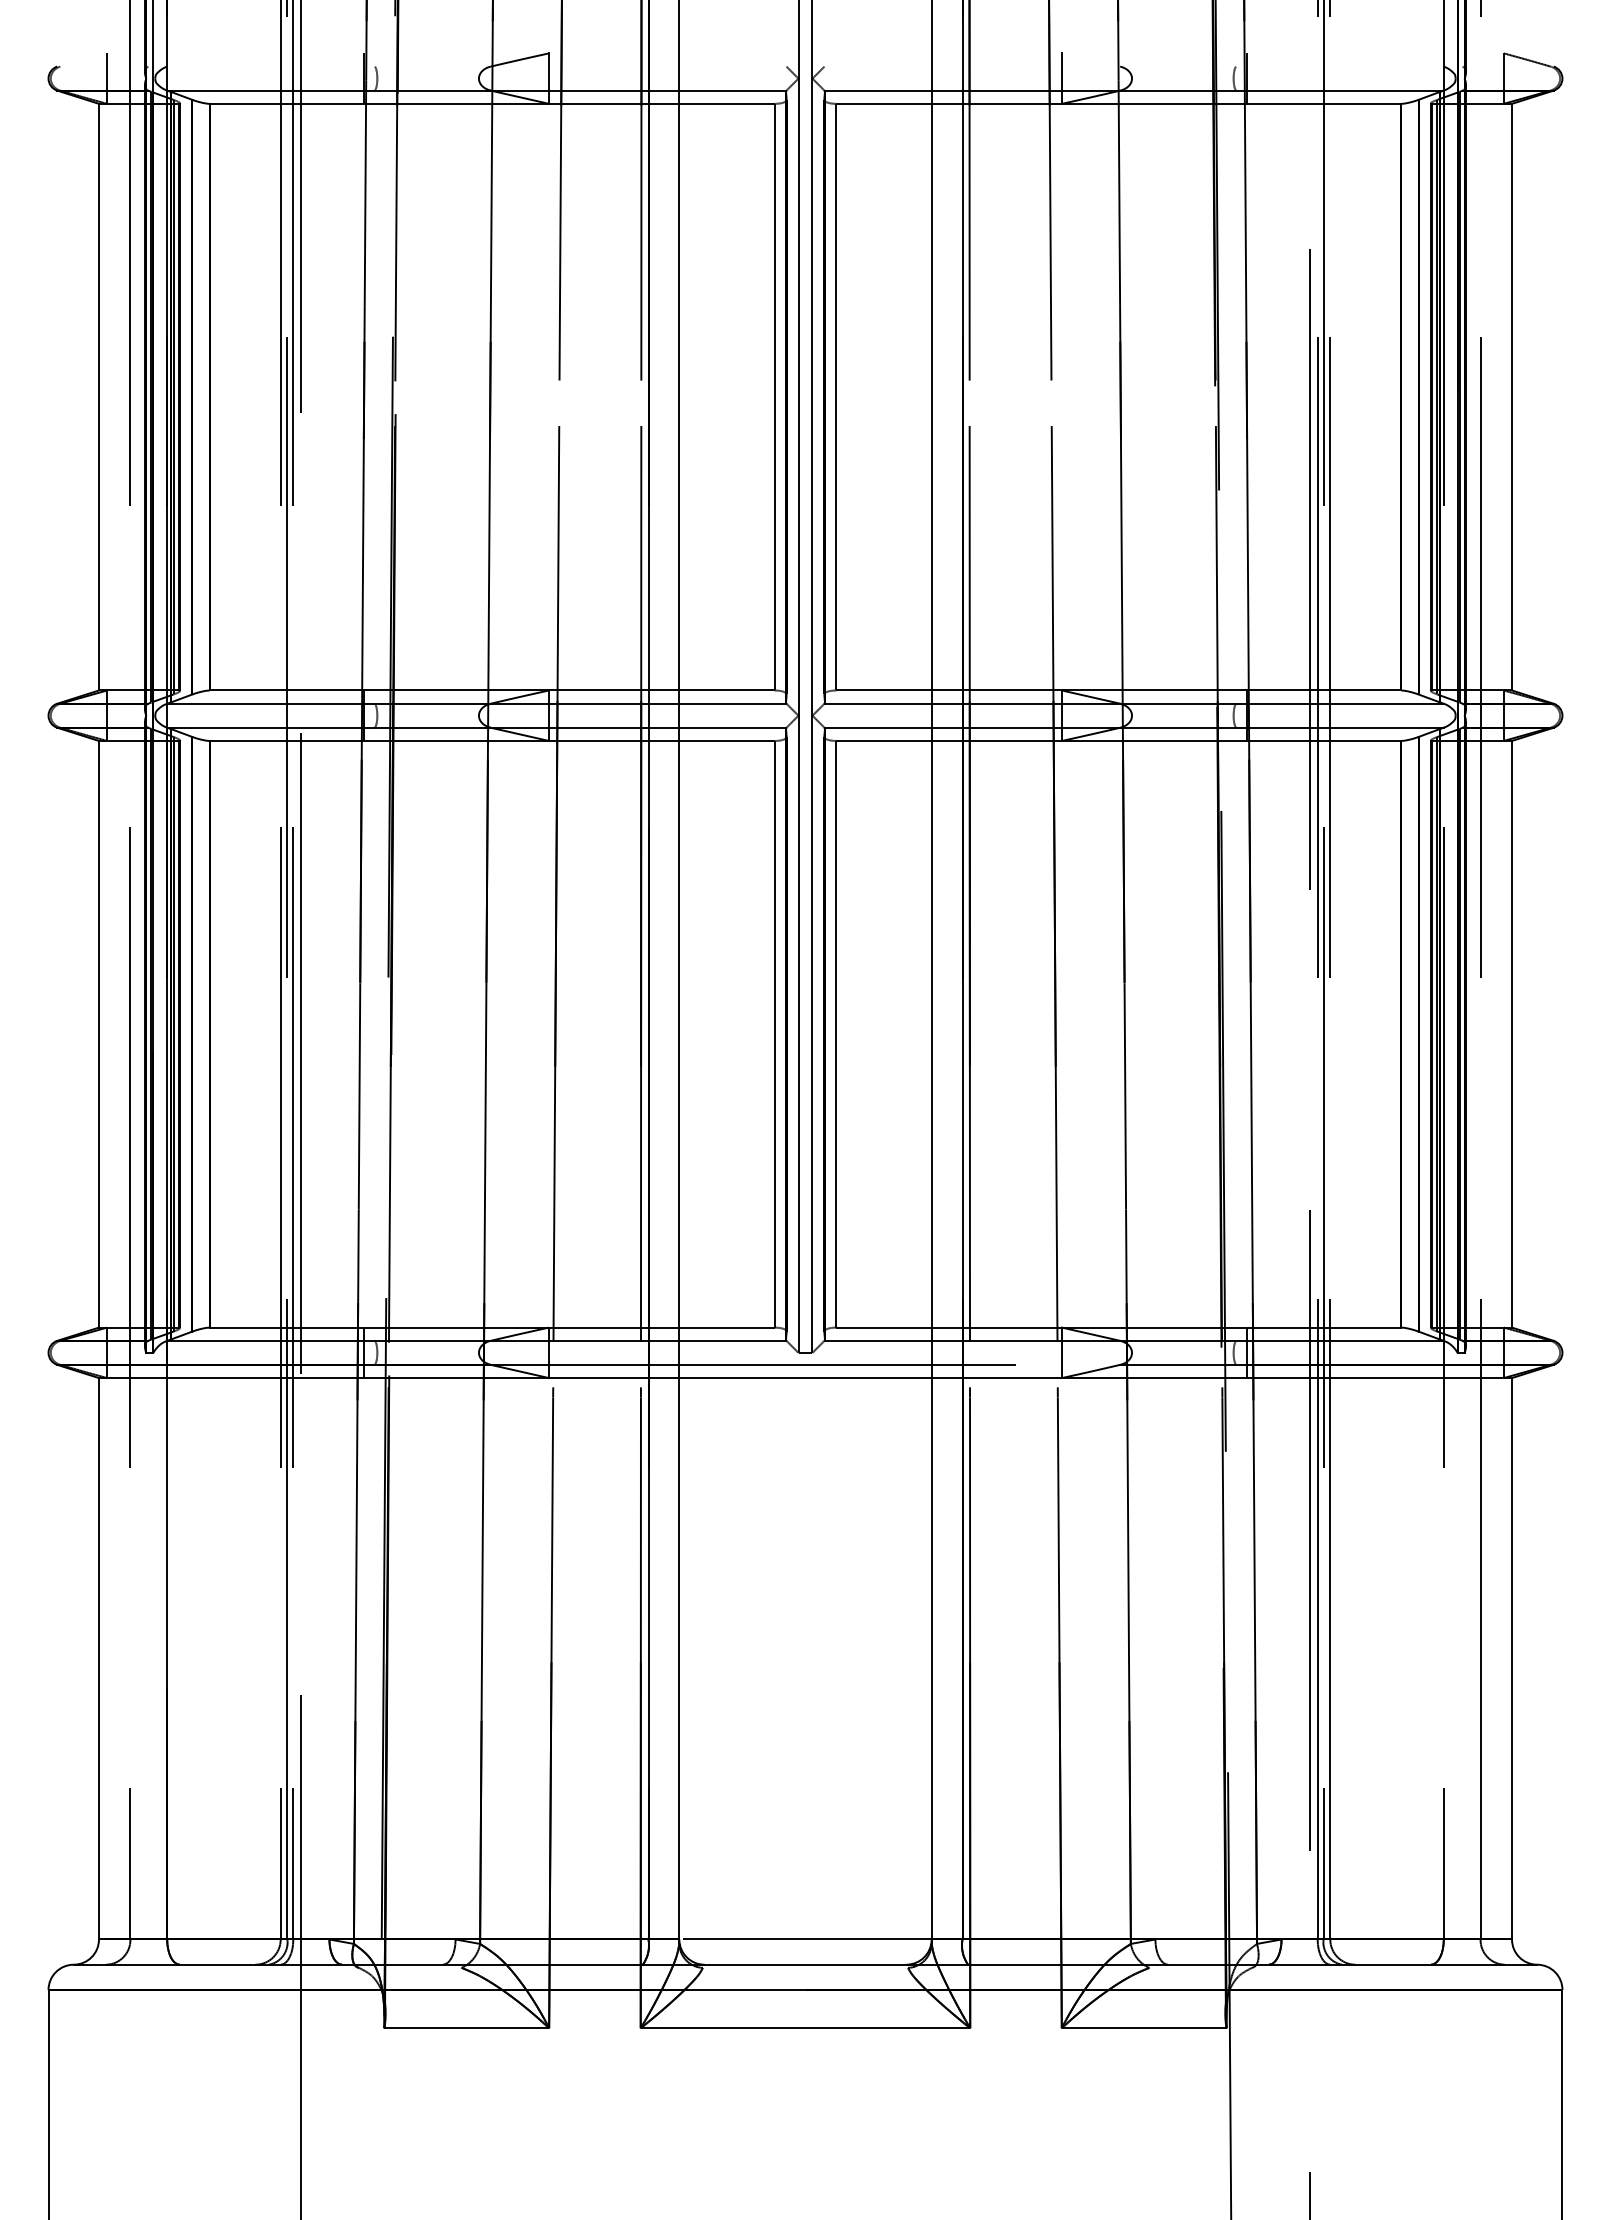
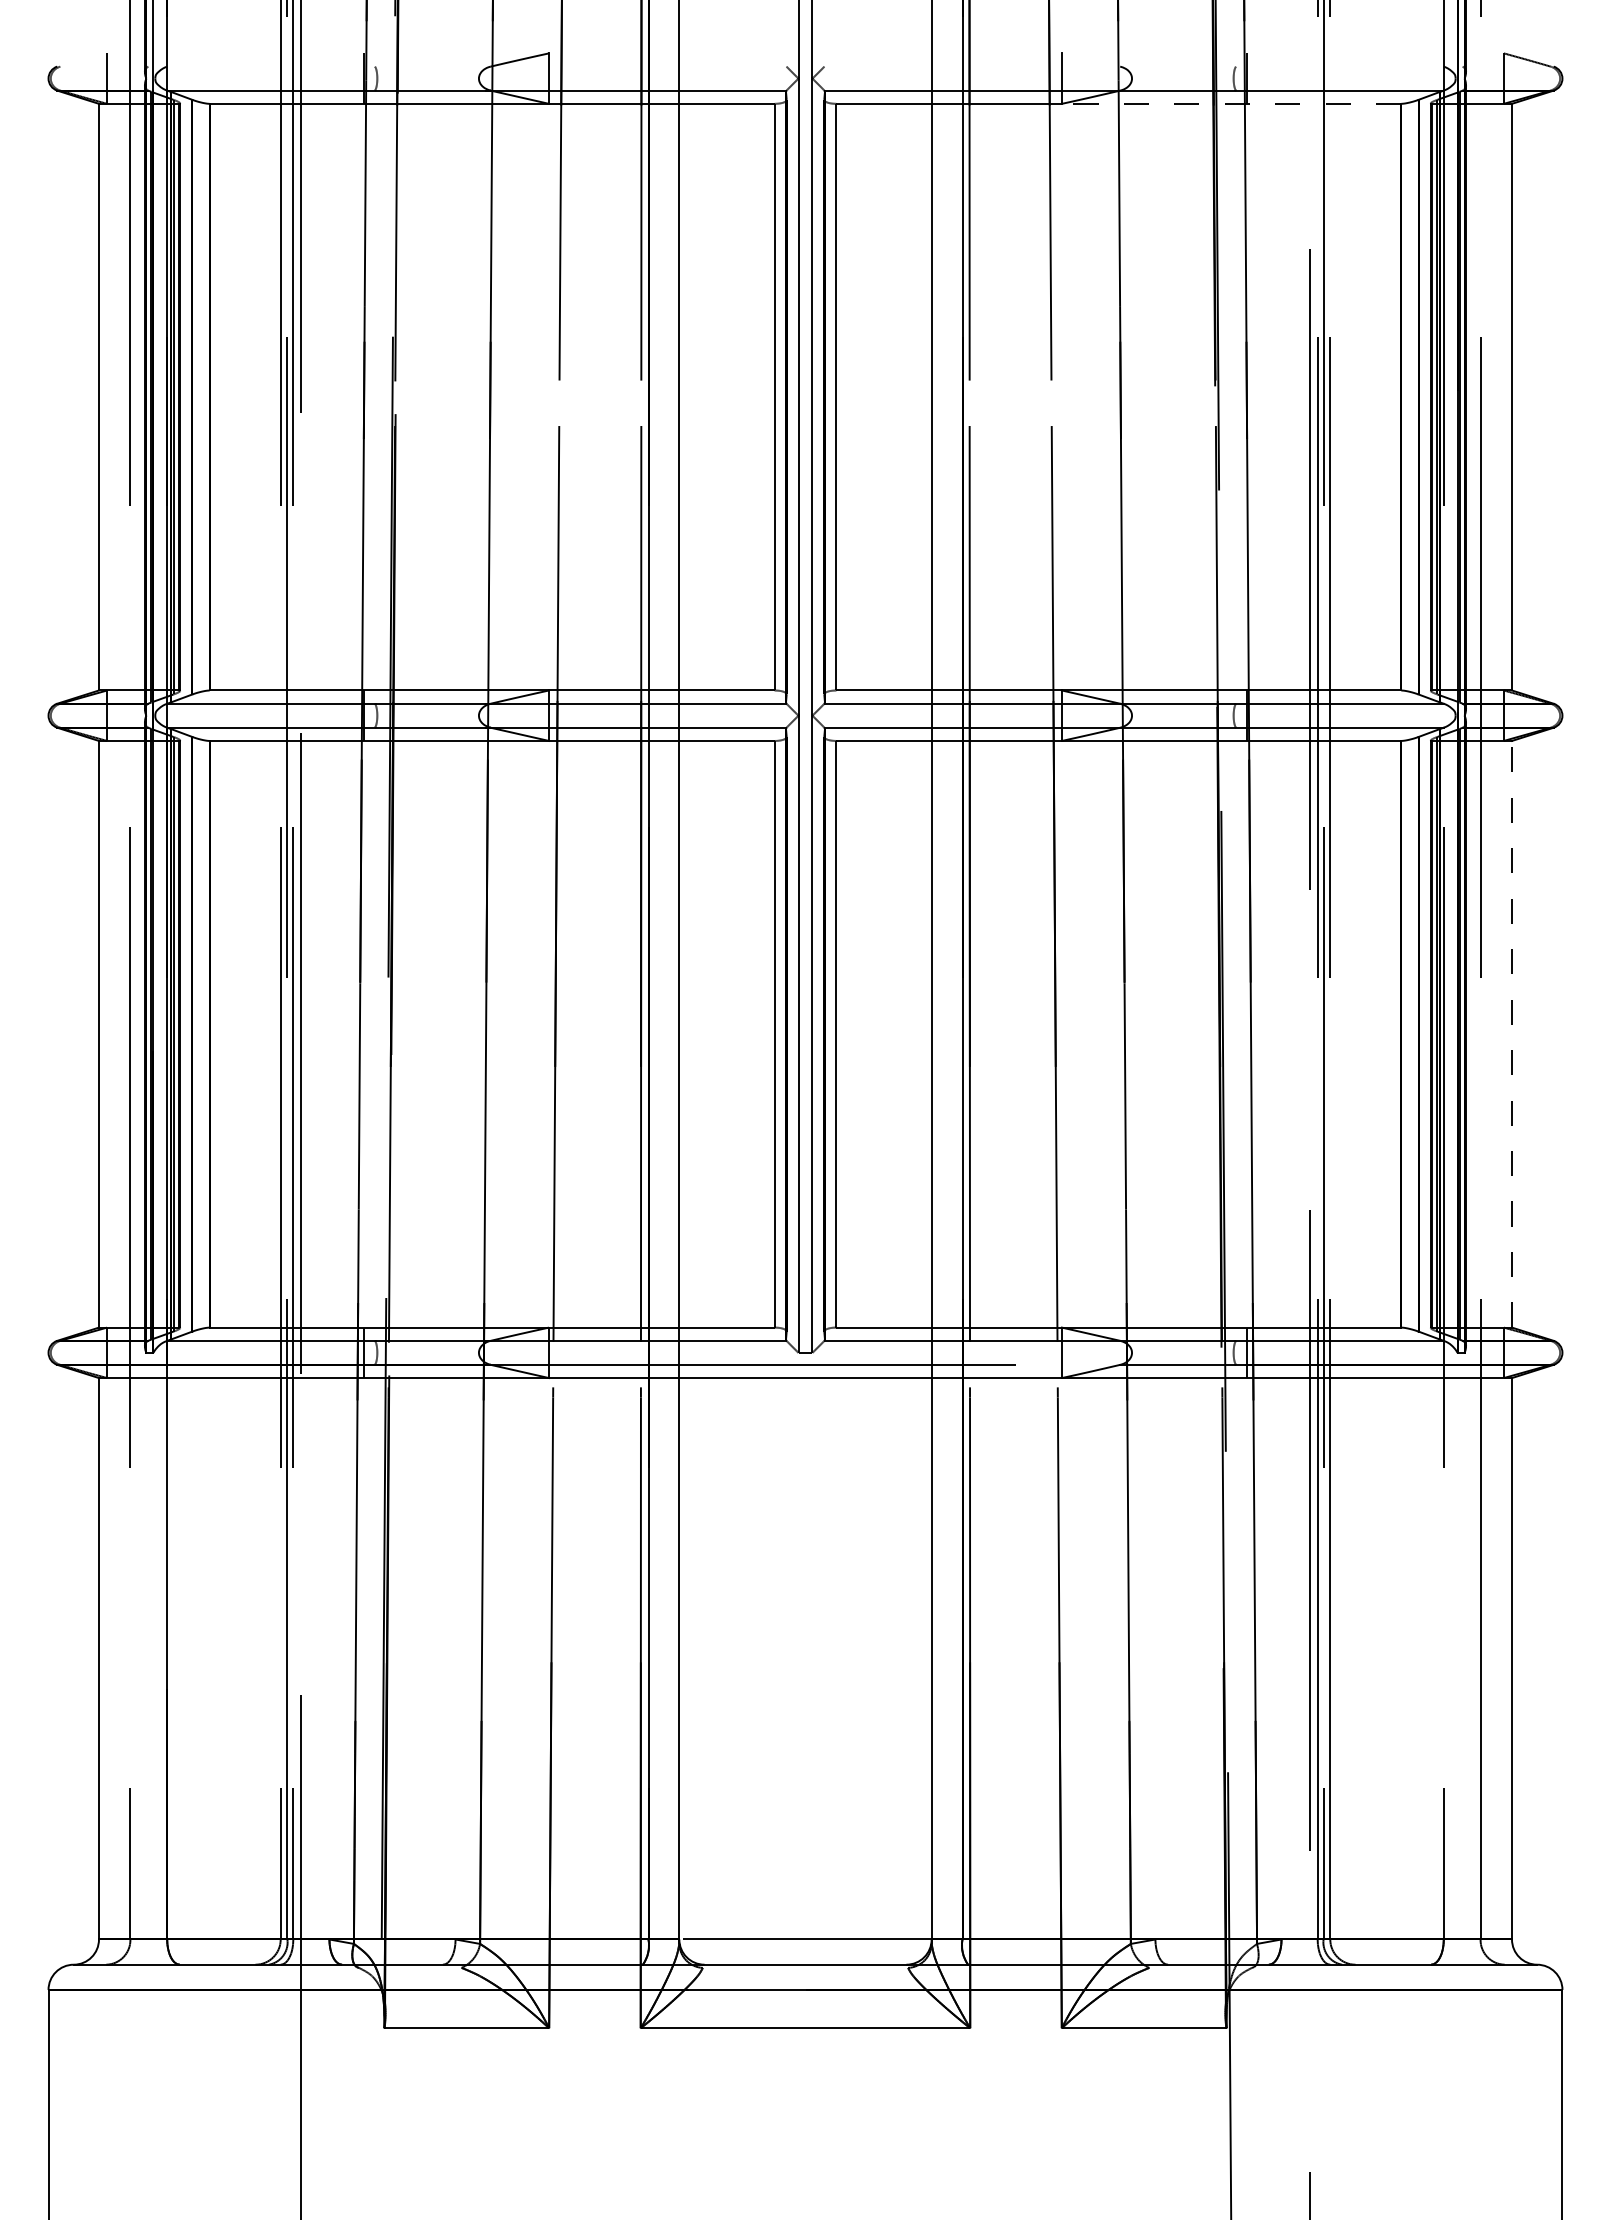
line: solid -> dashed (1231, 103)
line: solid -> dashed (1512, 1033)
